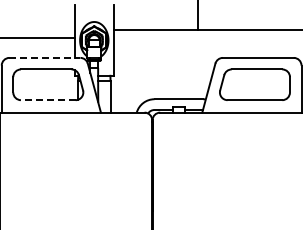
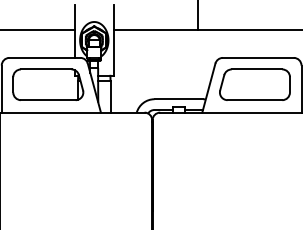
line position: (38, 37) -> (38, 29) (38, 29)
line: dashed -> solid (45, 57)
line: dashed -> solid (47, 100)
